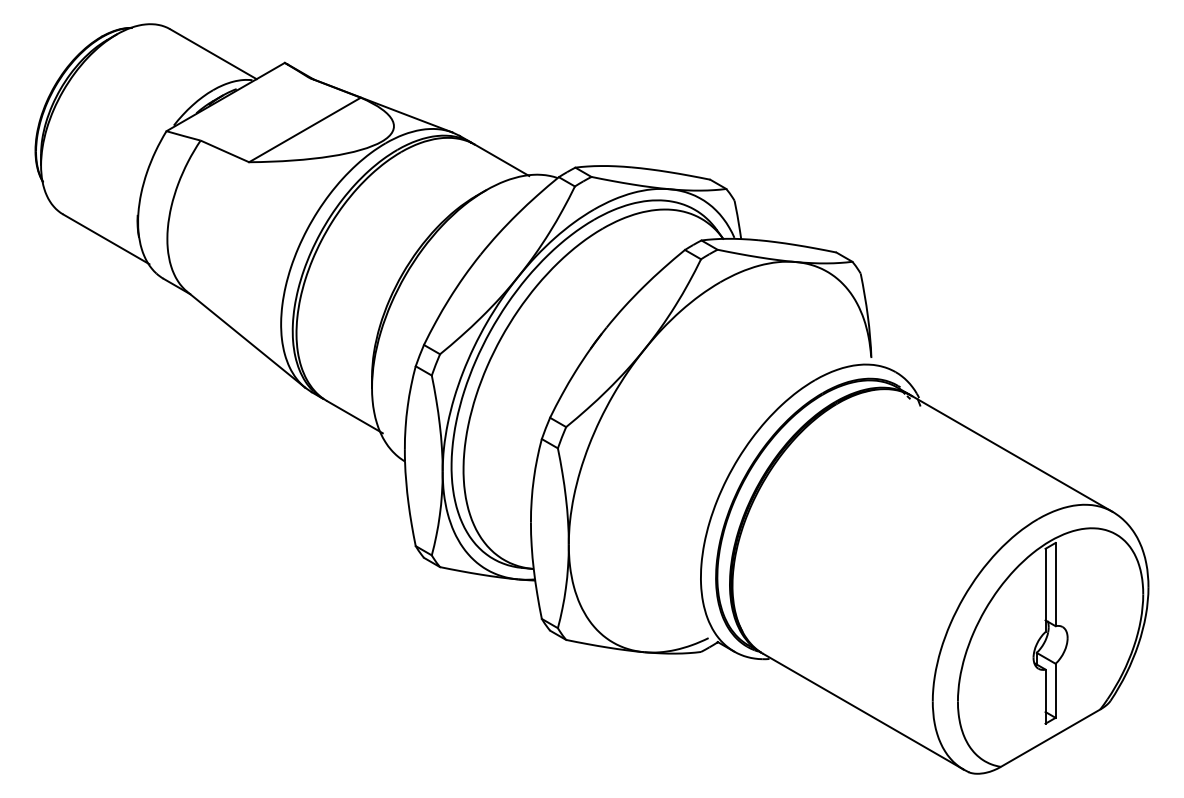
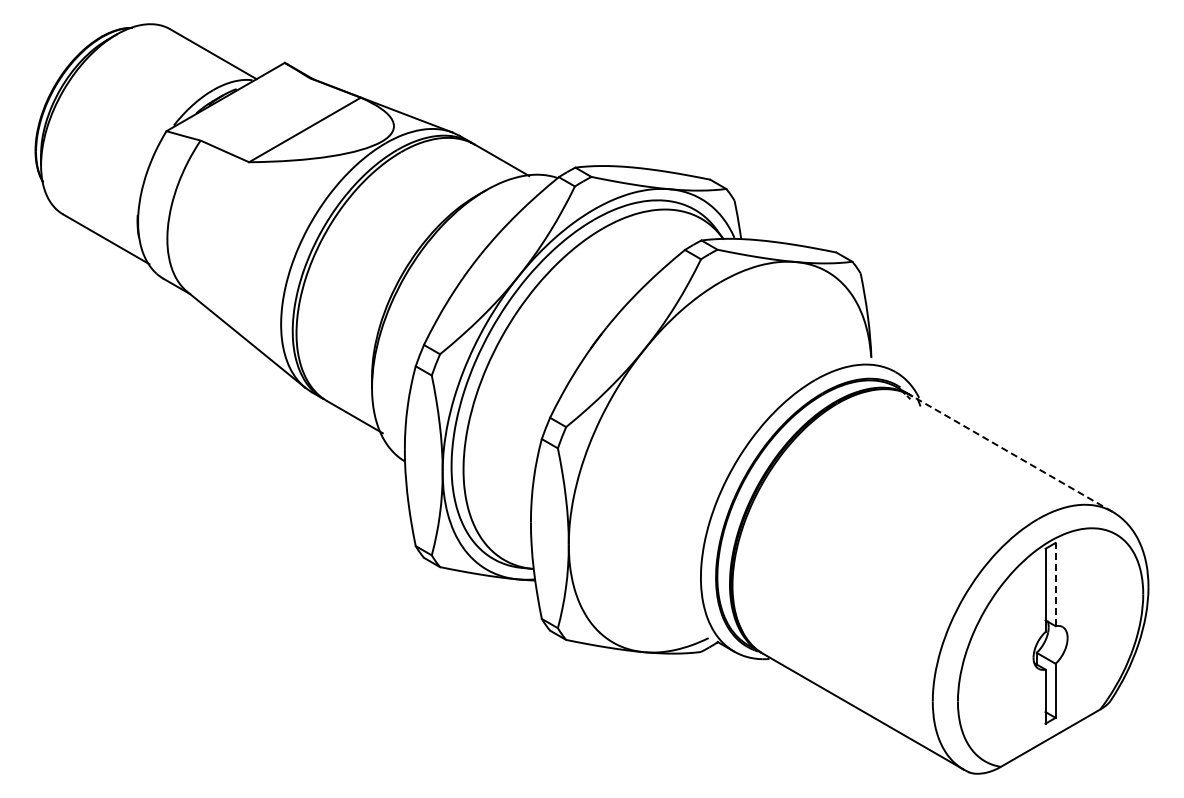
line: solid -> dashed (1012, 453)
line: solid -> dashed (1055, 584)
